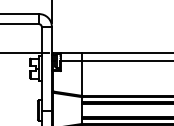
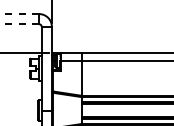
line: solid -> dashed (20, 14)
line: solid -> dashed (19, 24)
